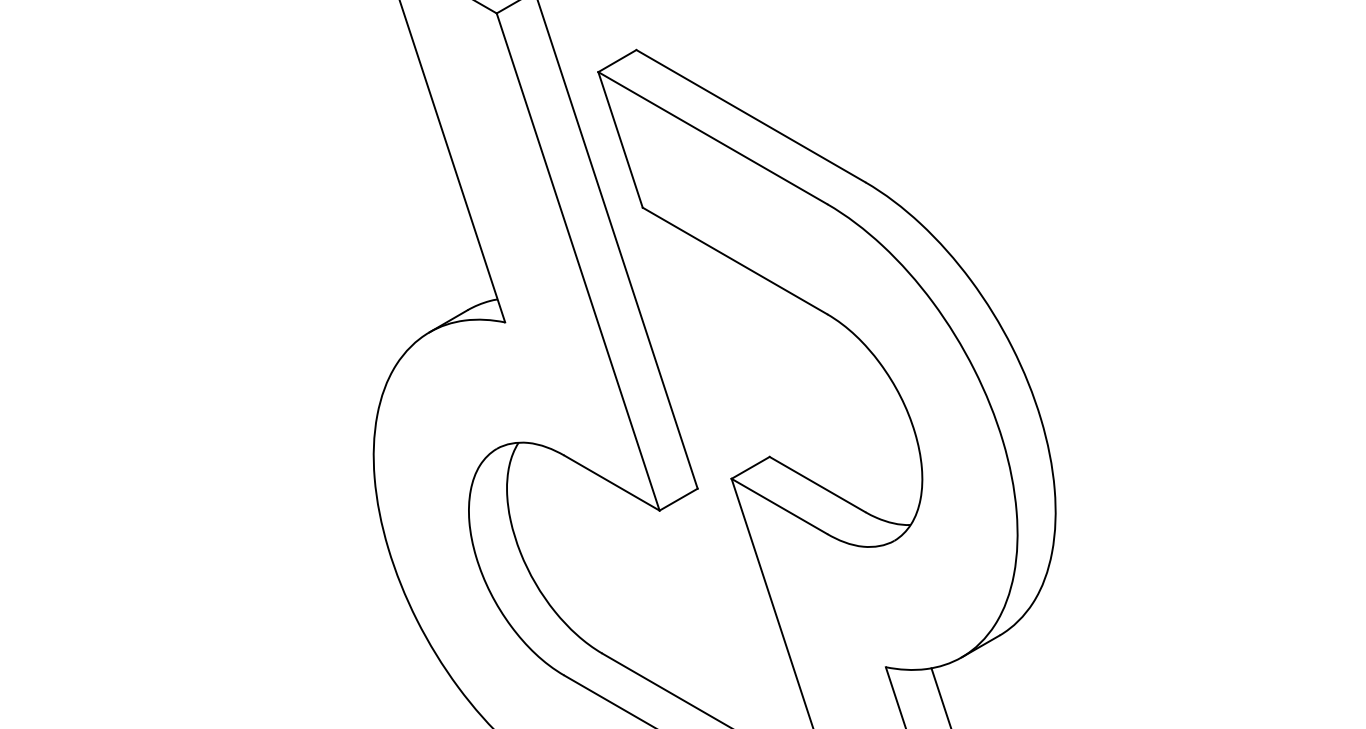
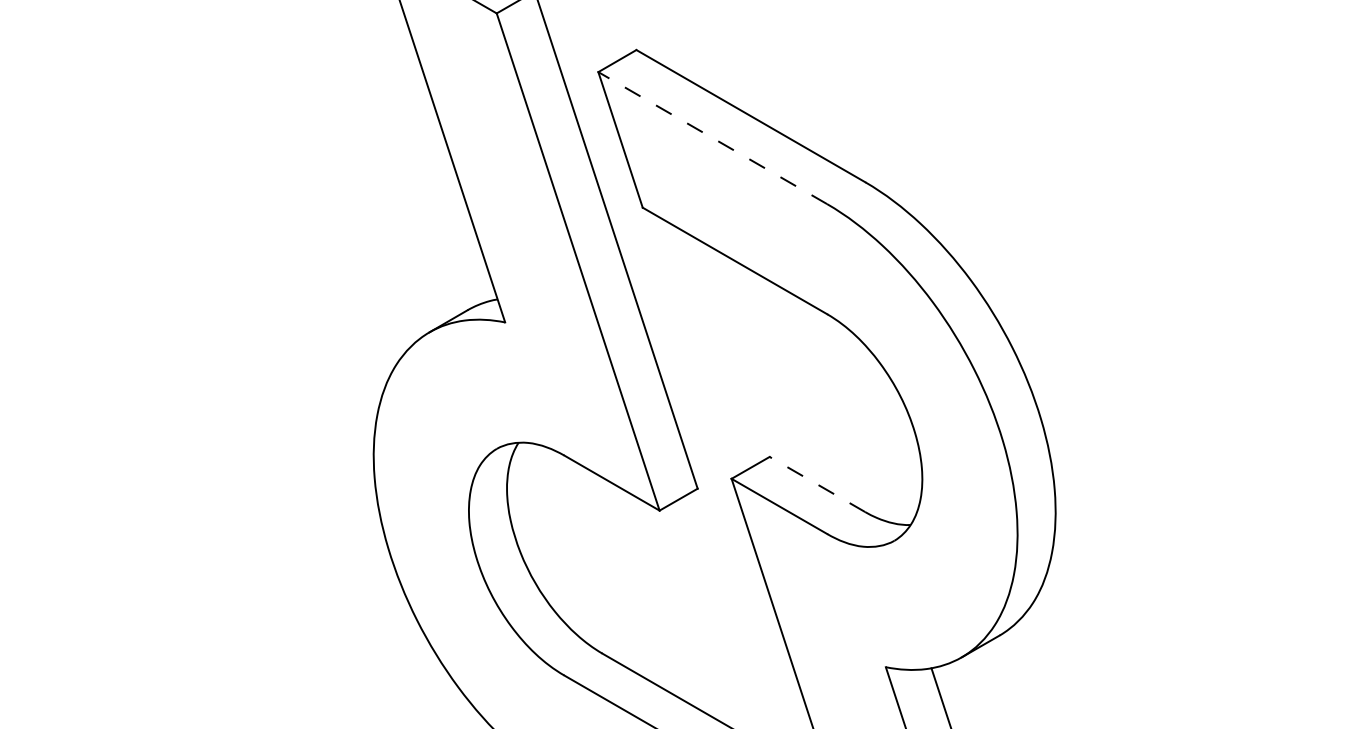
line: solid -> dashed (712, 137)
line: solid -> dashed (817, 484)
